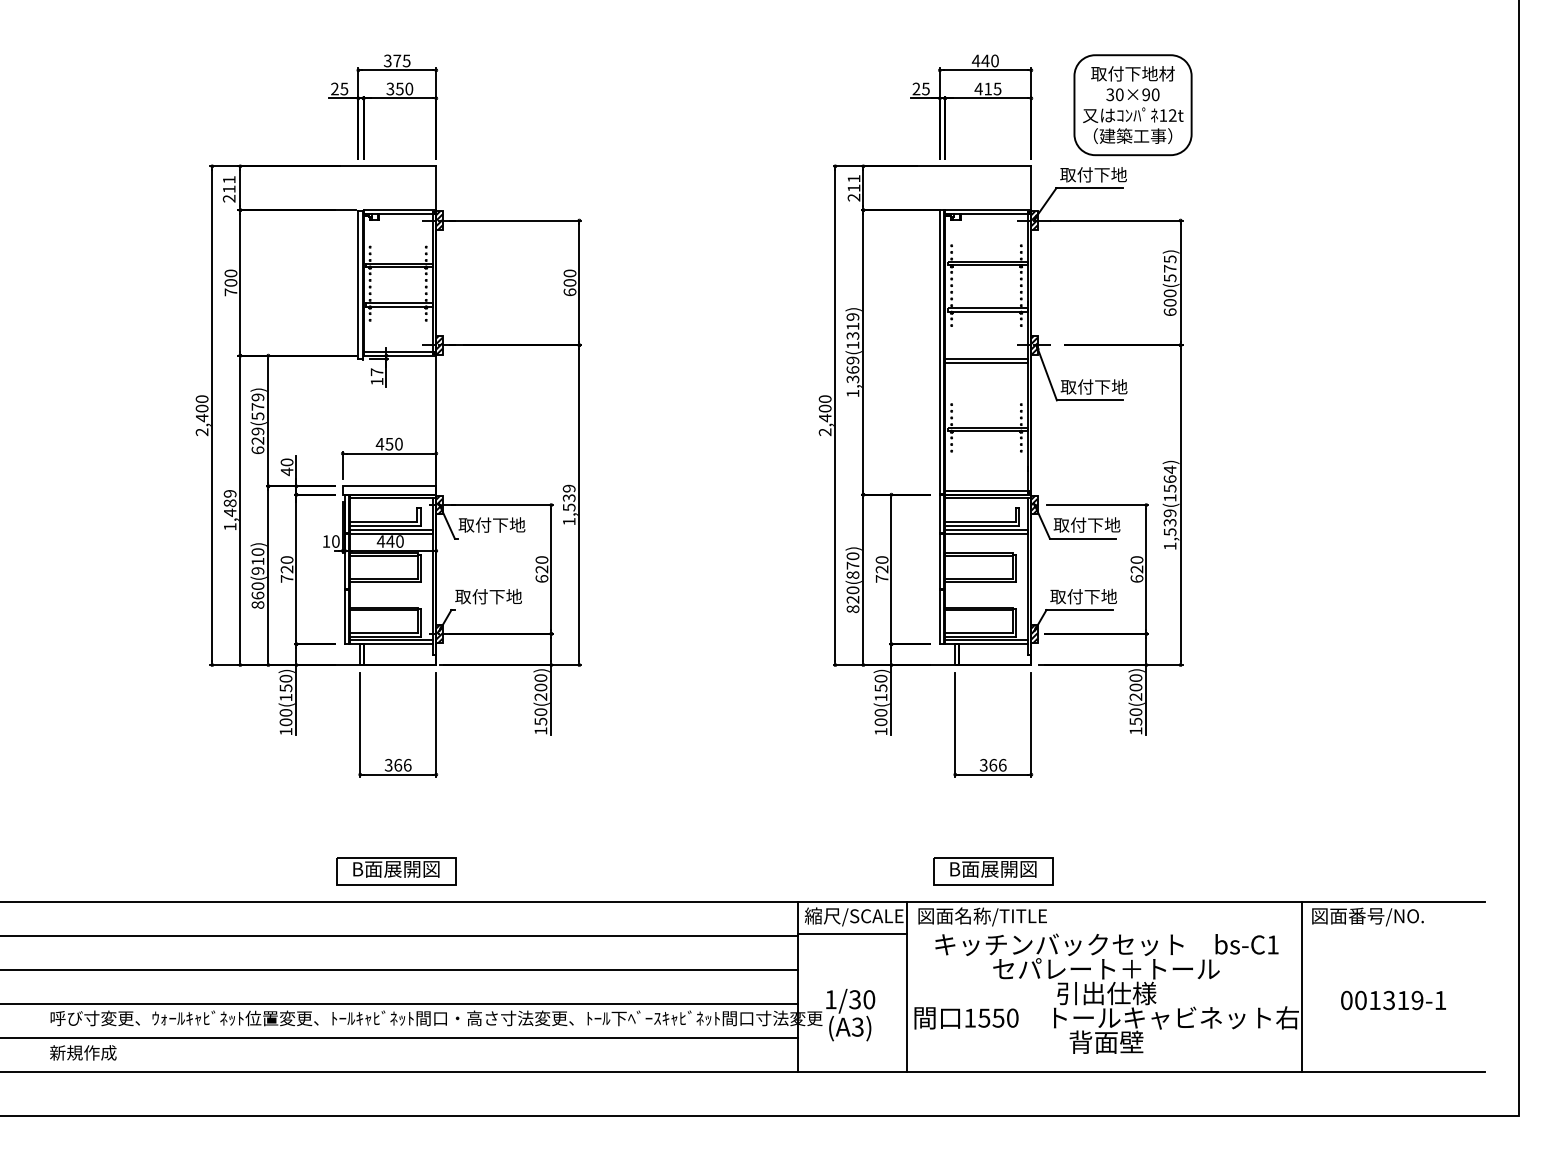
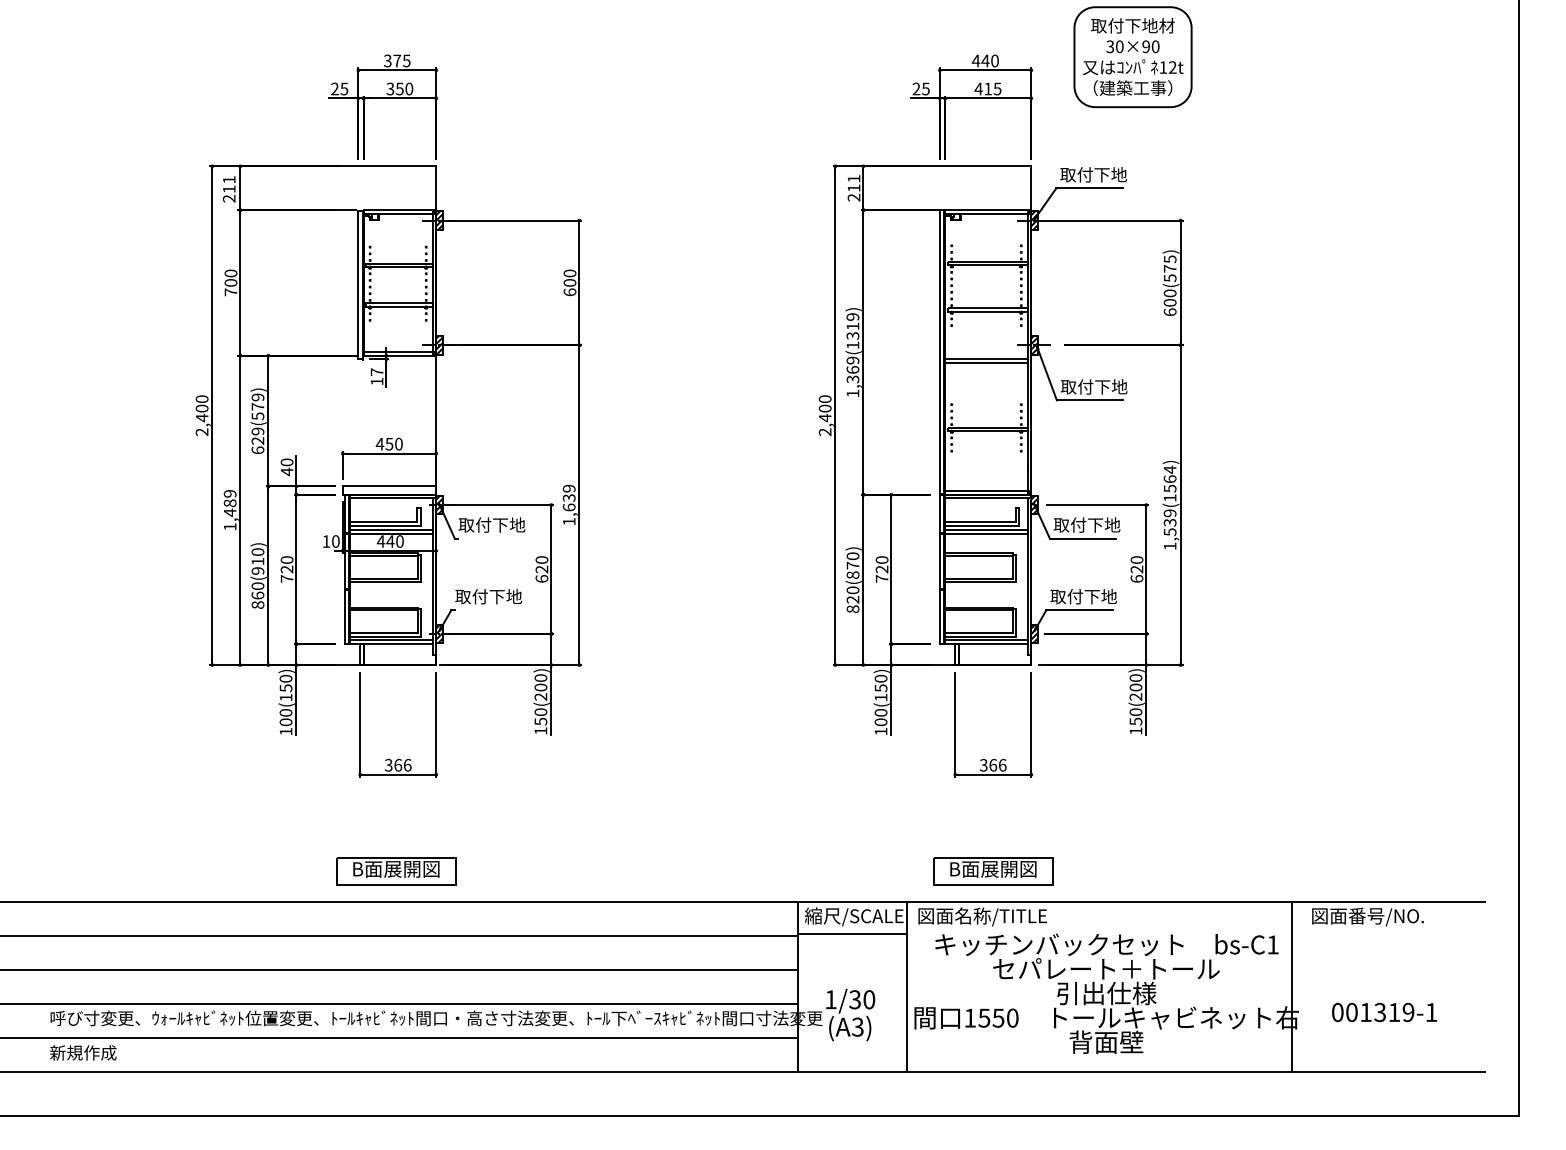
part position: (1132, 105) -> (1132, 57) (1132, 57)
text: 1,539 -> 1,639 (568, 507)
line position: (1302, 986) -> (1292, 986) (1292, 986)
text position: (1393, 1000) -> (1384, 1012) (1384, 1012)
